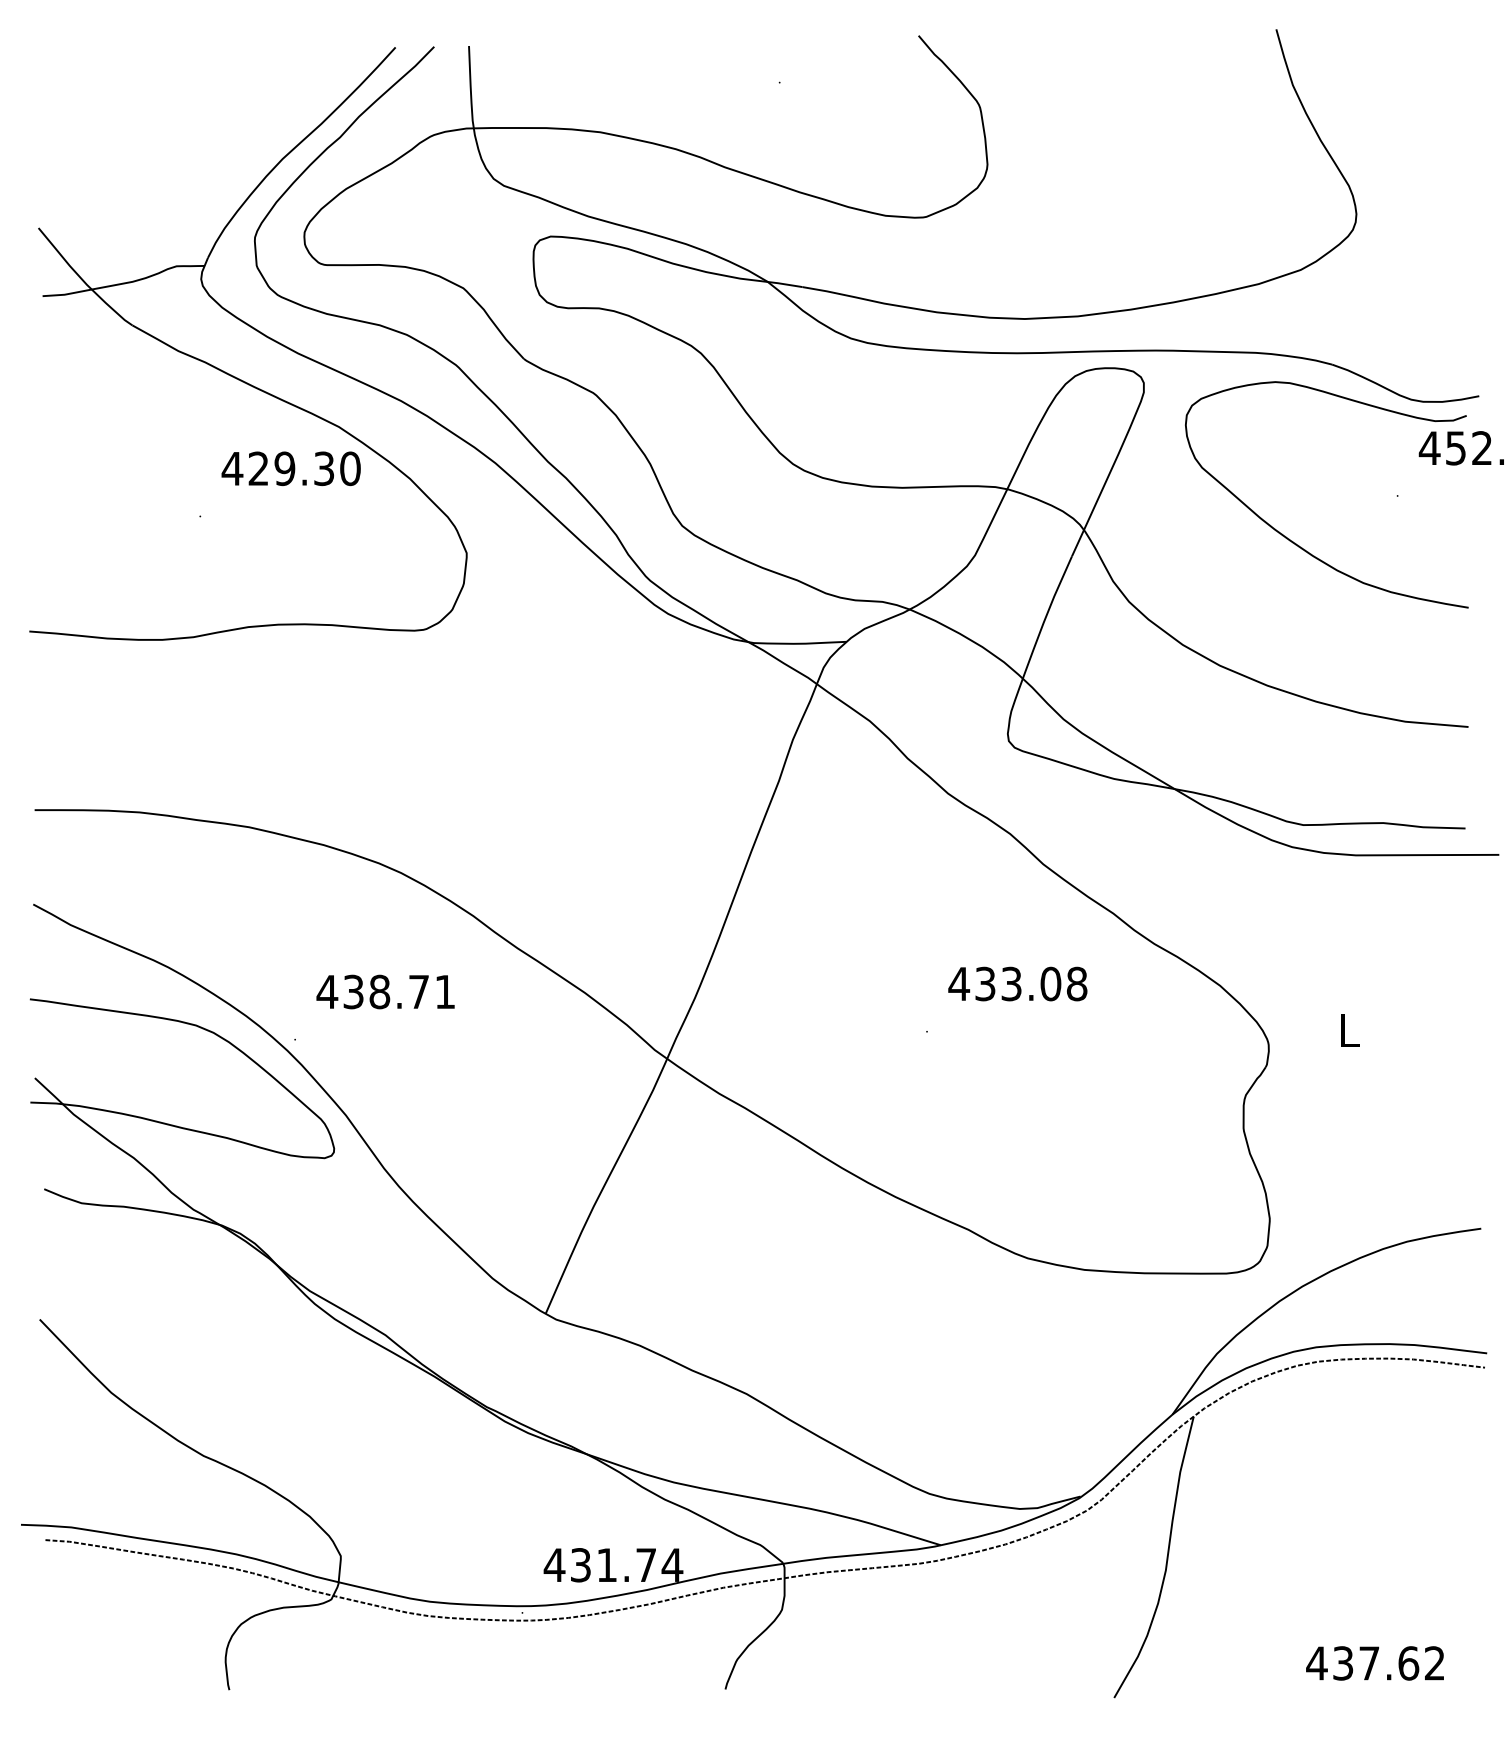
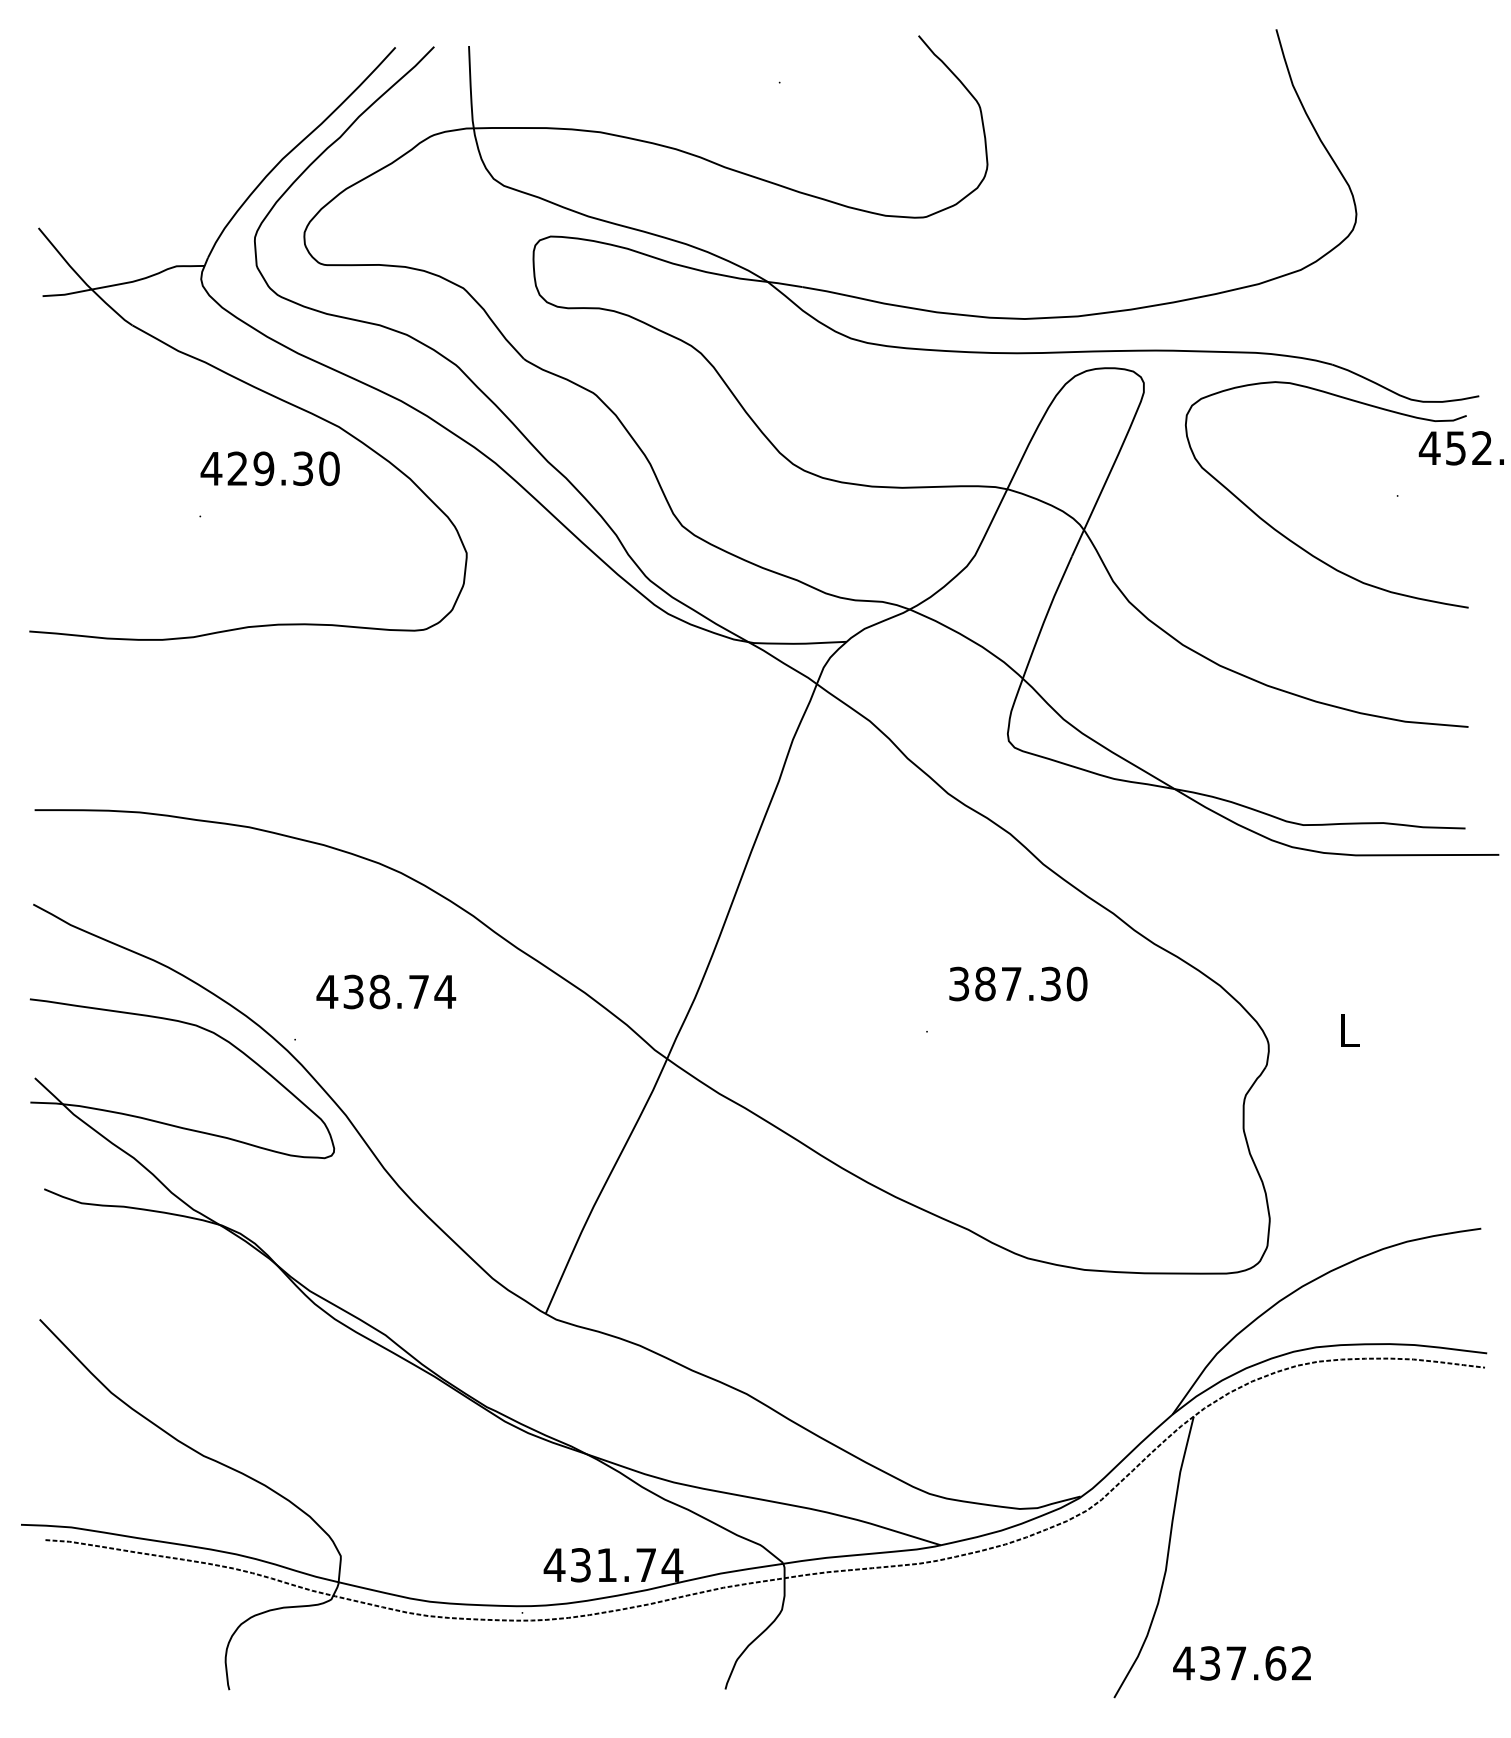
text position: (290, 468) -> (269, 468) (269, 468)
text: 433.08 -> 387.30 (1017, 983)
text: 438.71 -> 438.74 (445, 991)
text position: (1374, 1663) -> (1241, 1663) (1241, 1663)
